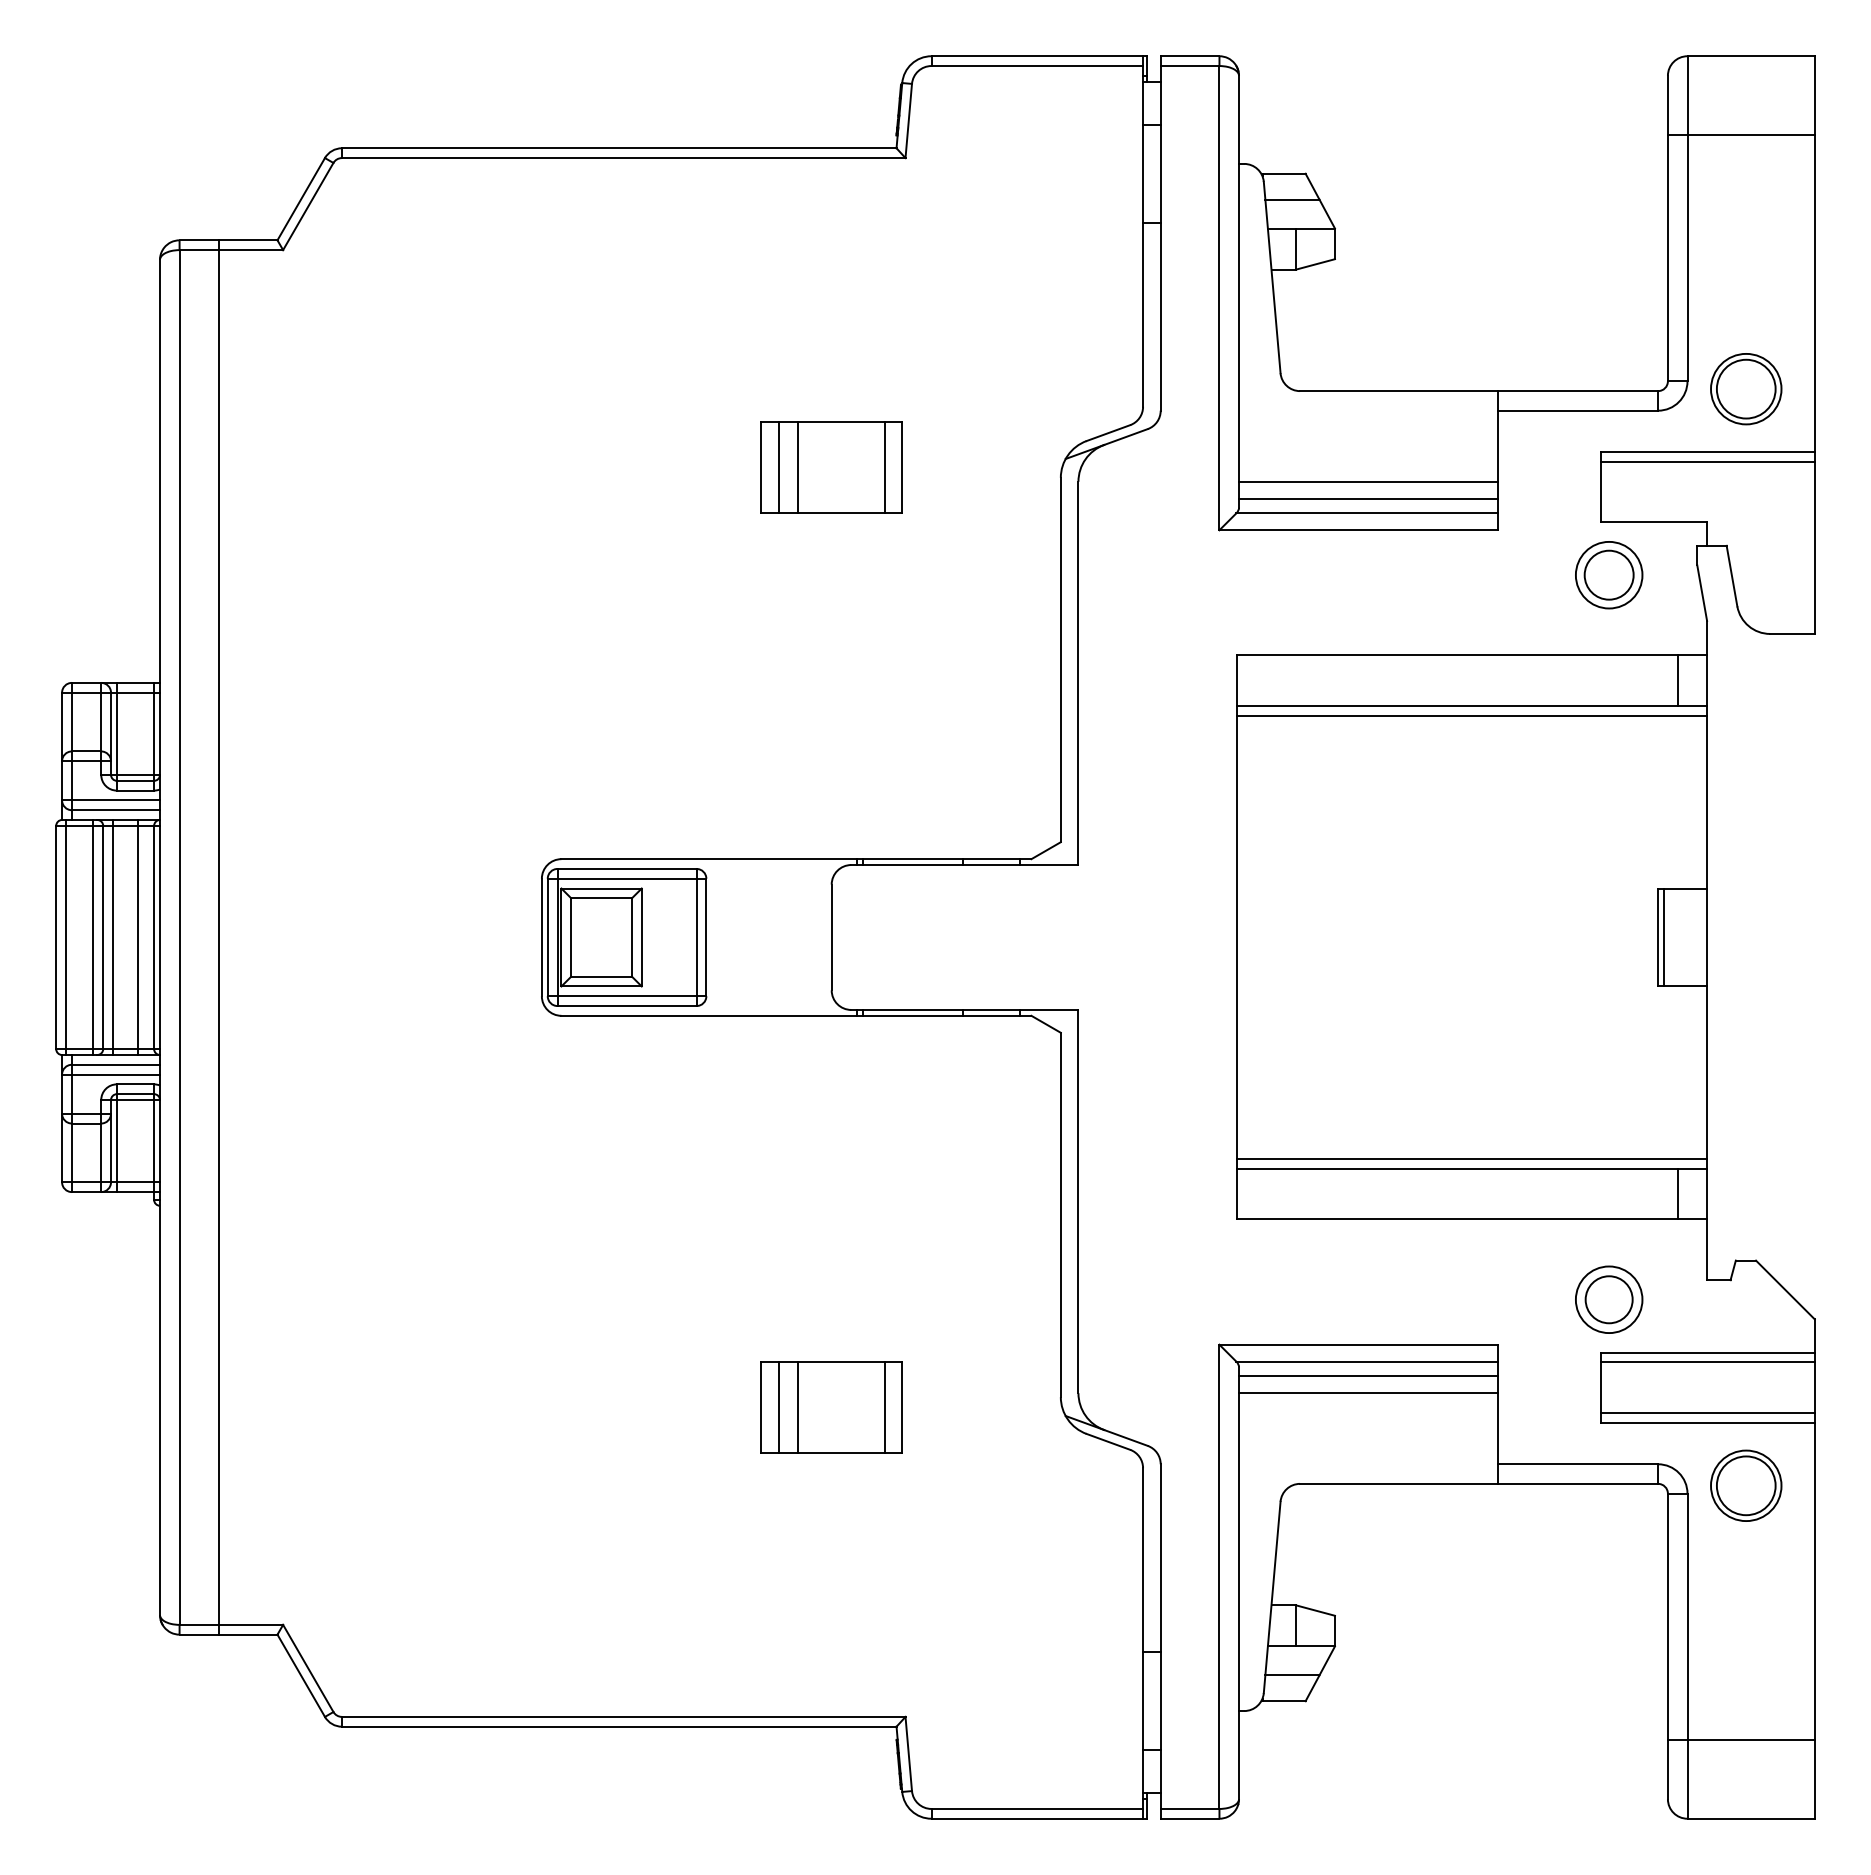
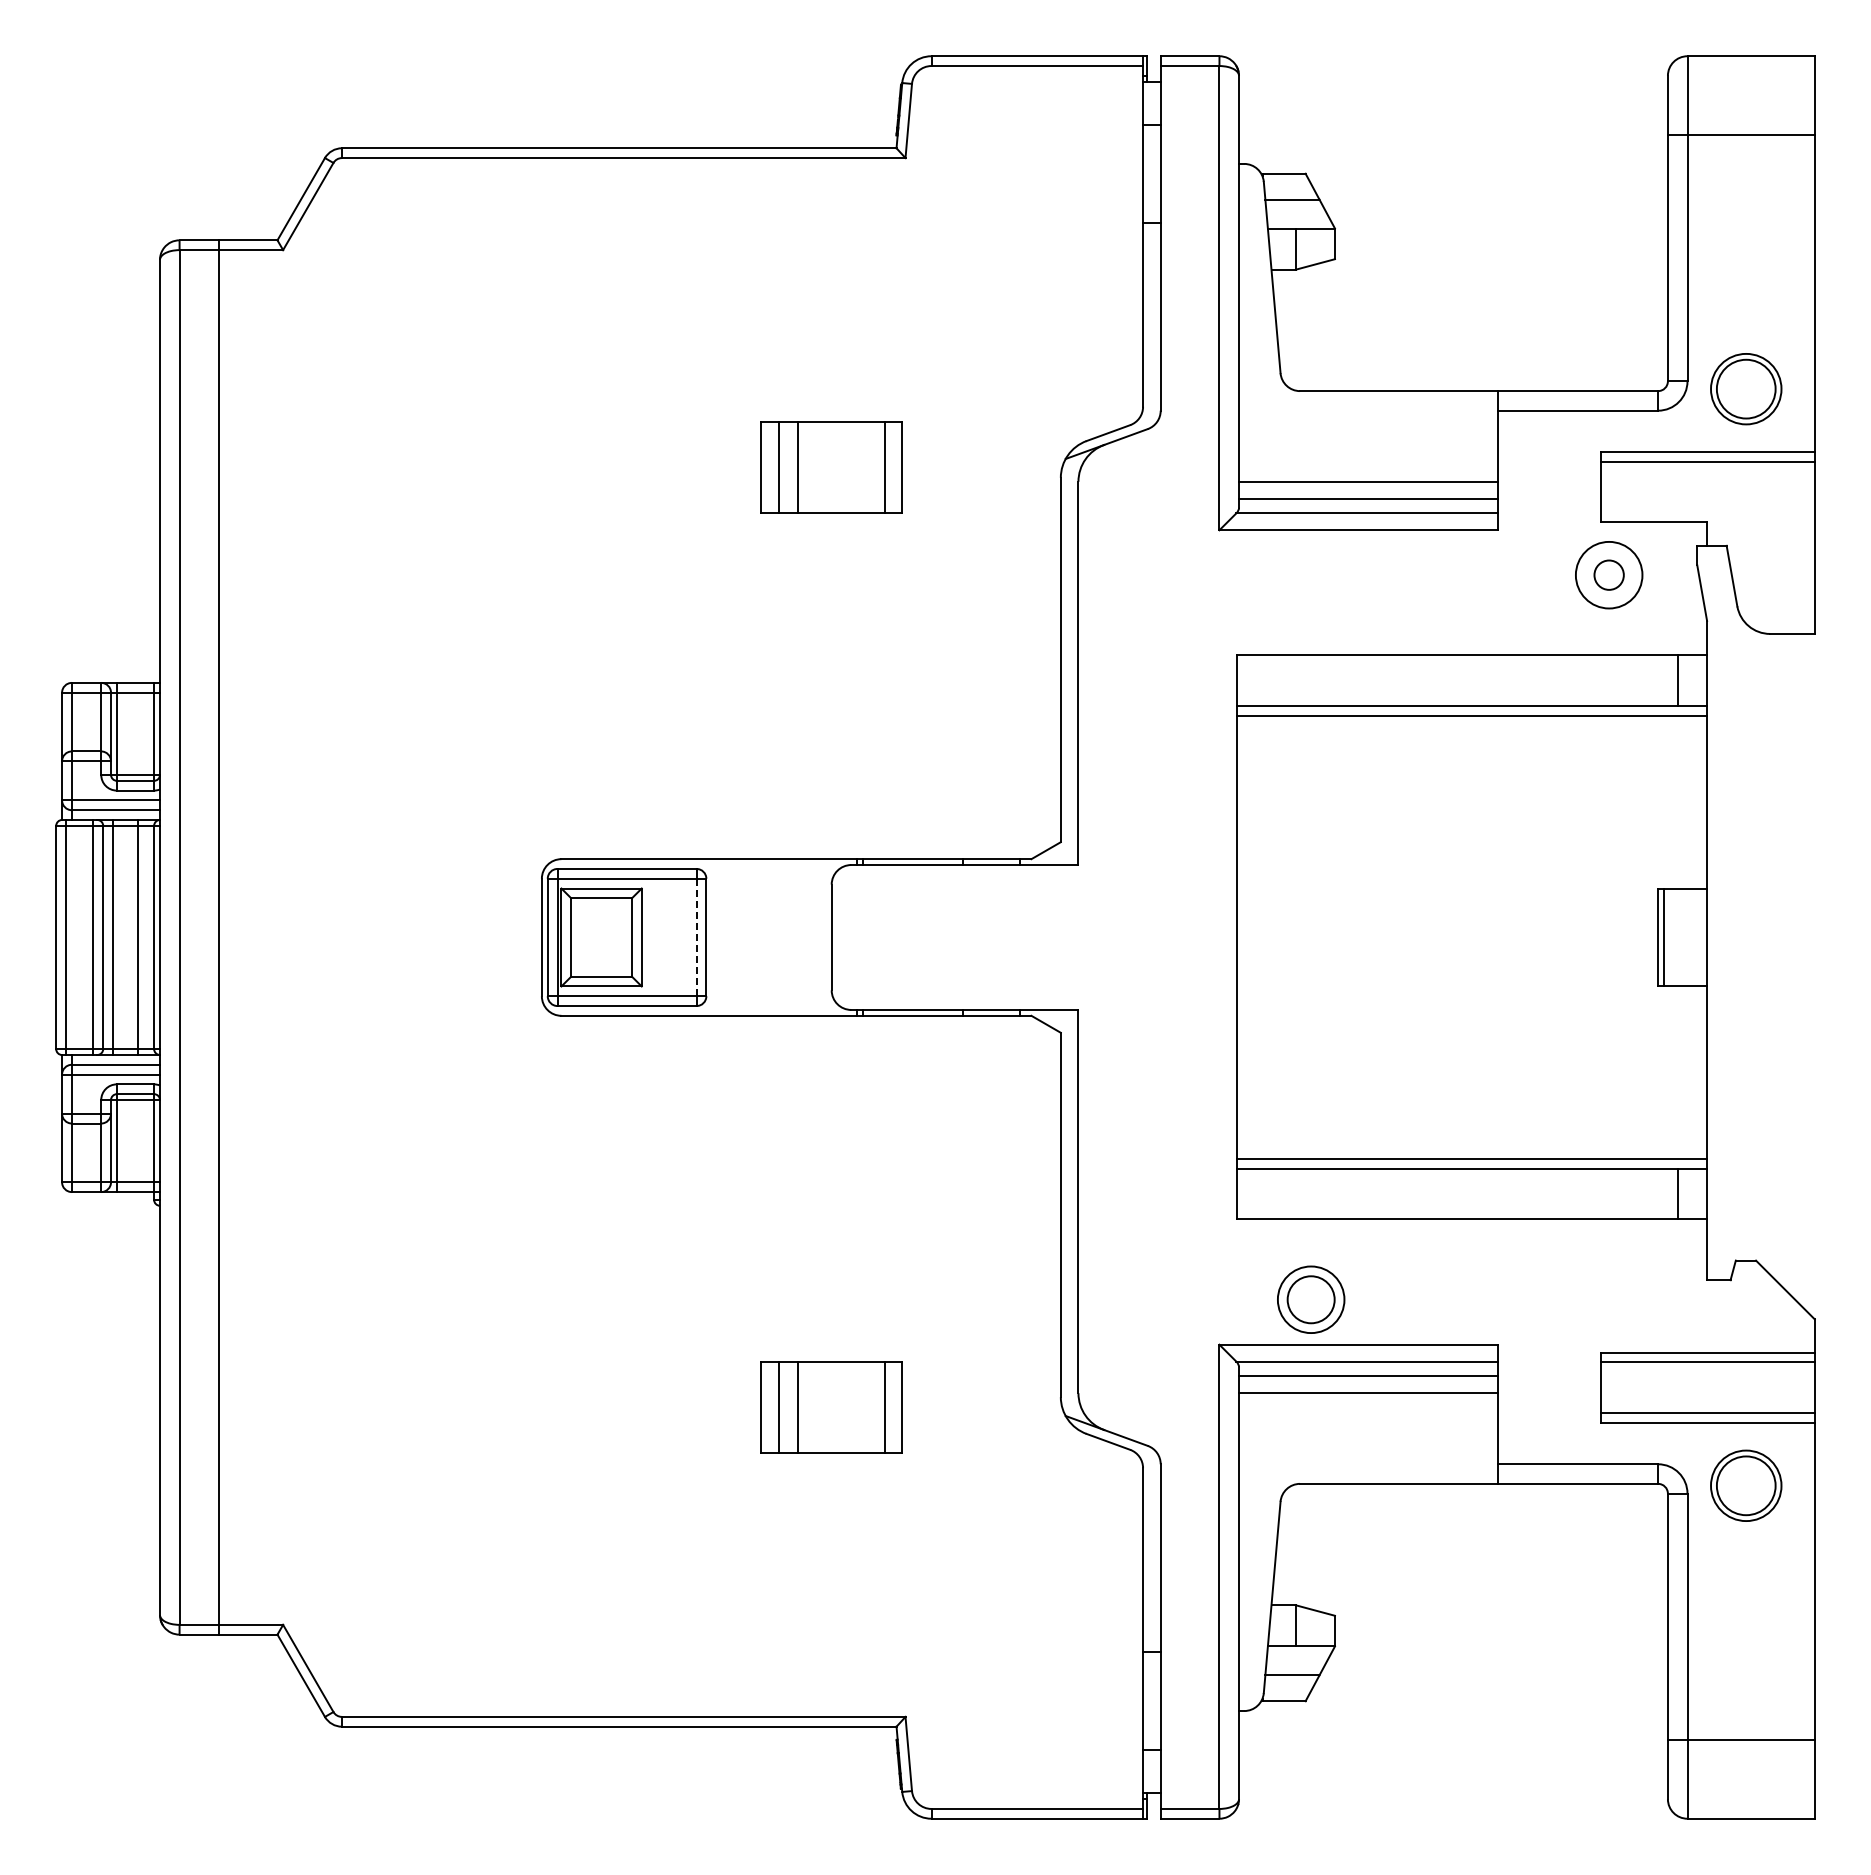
circle diameter: 49 px -> 29 px (1608, 574)
line: solid -> dashed (696, 937)
part position: (1609, 1299) -> (1311, 1299) (1311, 1299)
